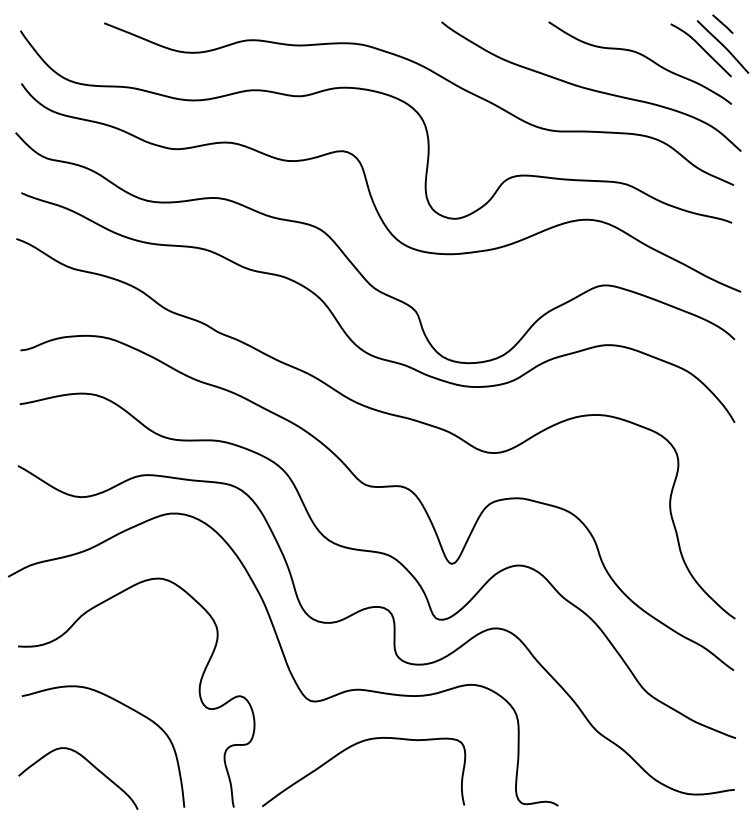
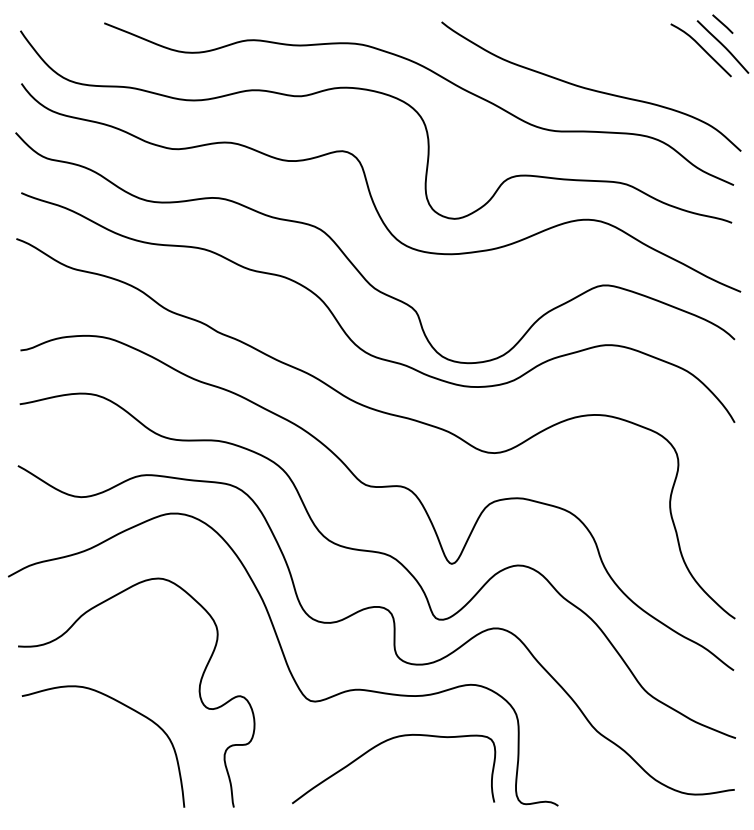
curve: present -> none (642, 56)
curve position: (351, 747) -> (381, 744) (381, 744)
curve: present -> none (91, 765)
